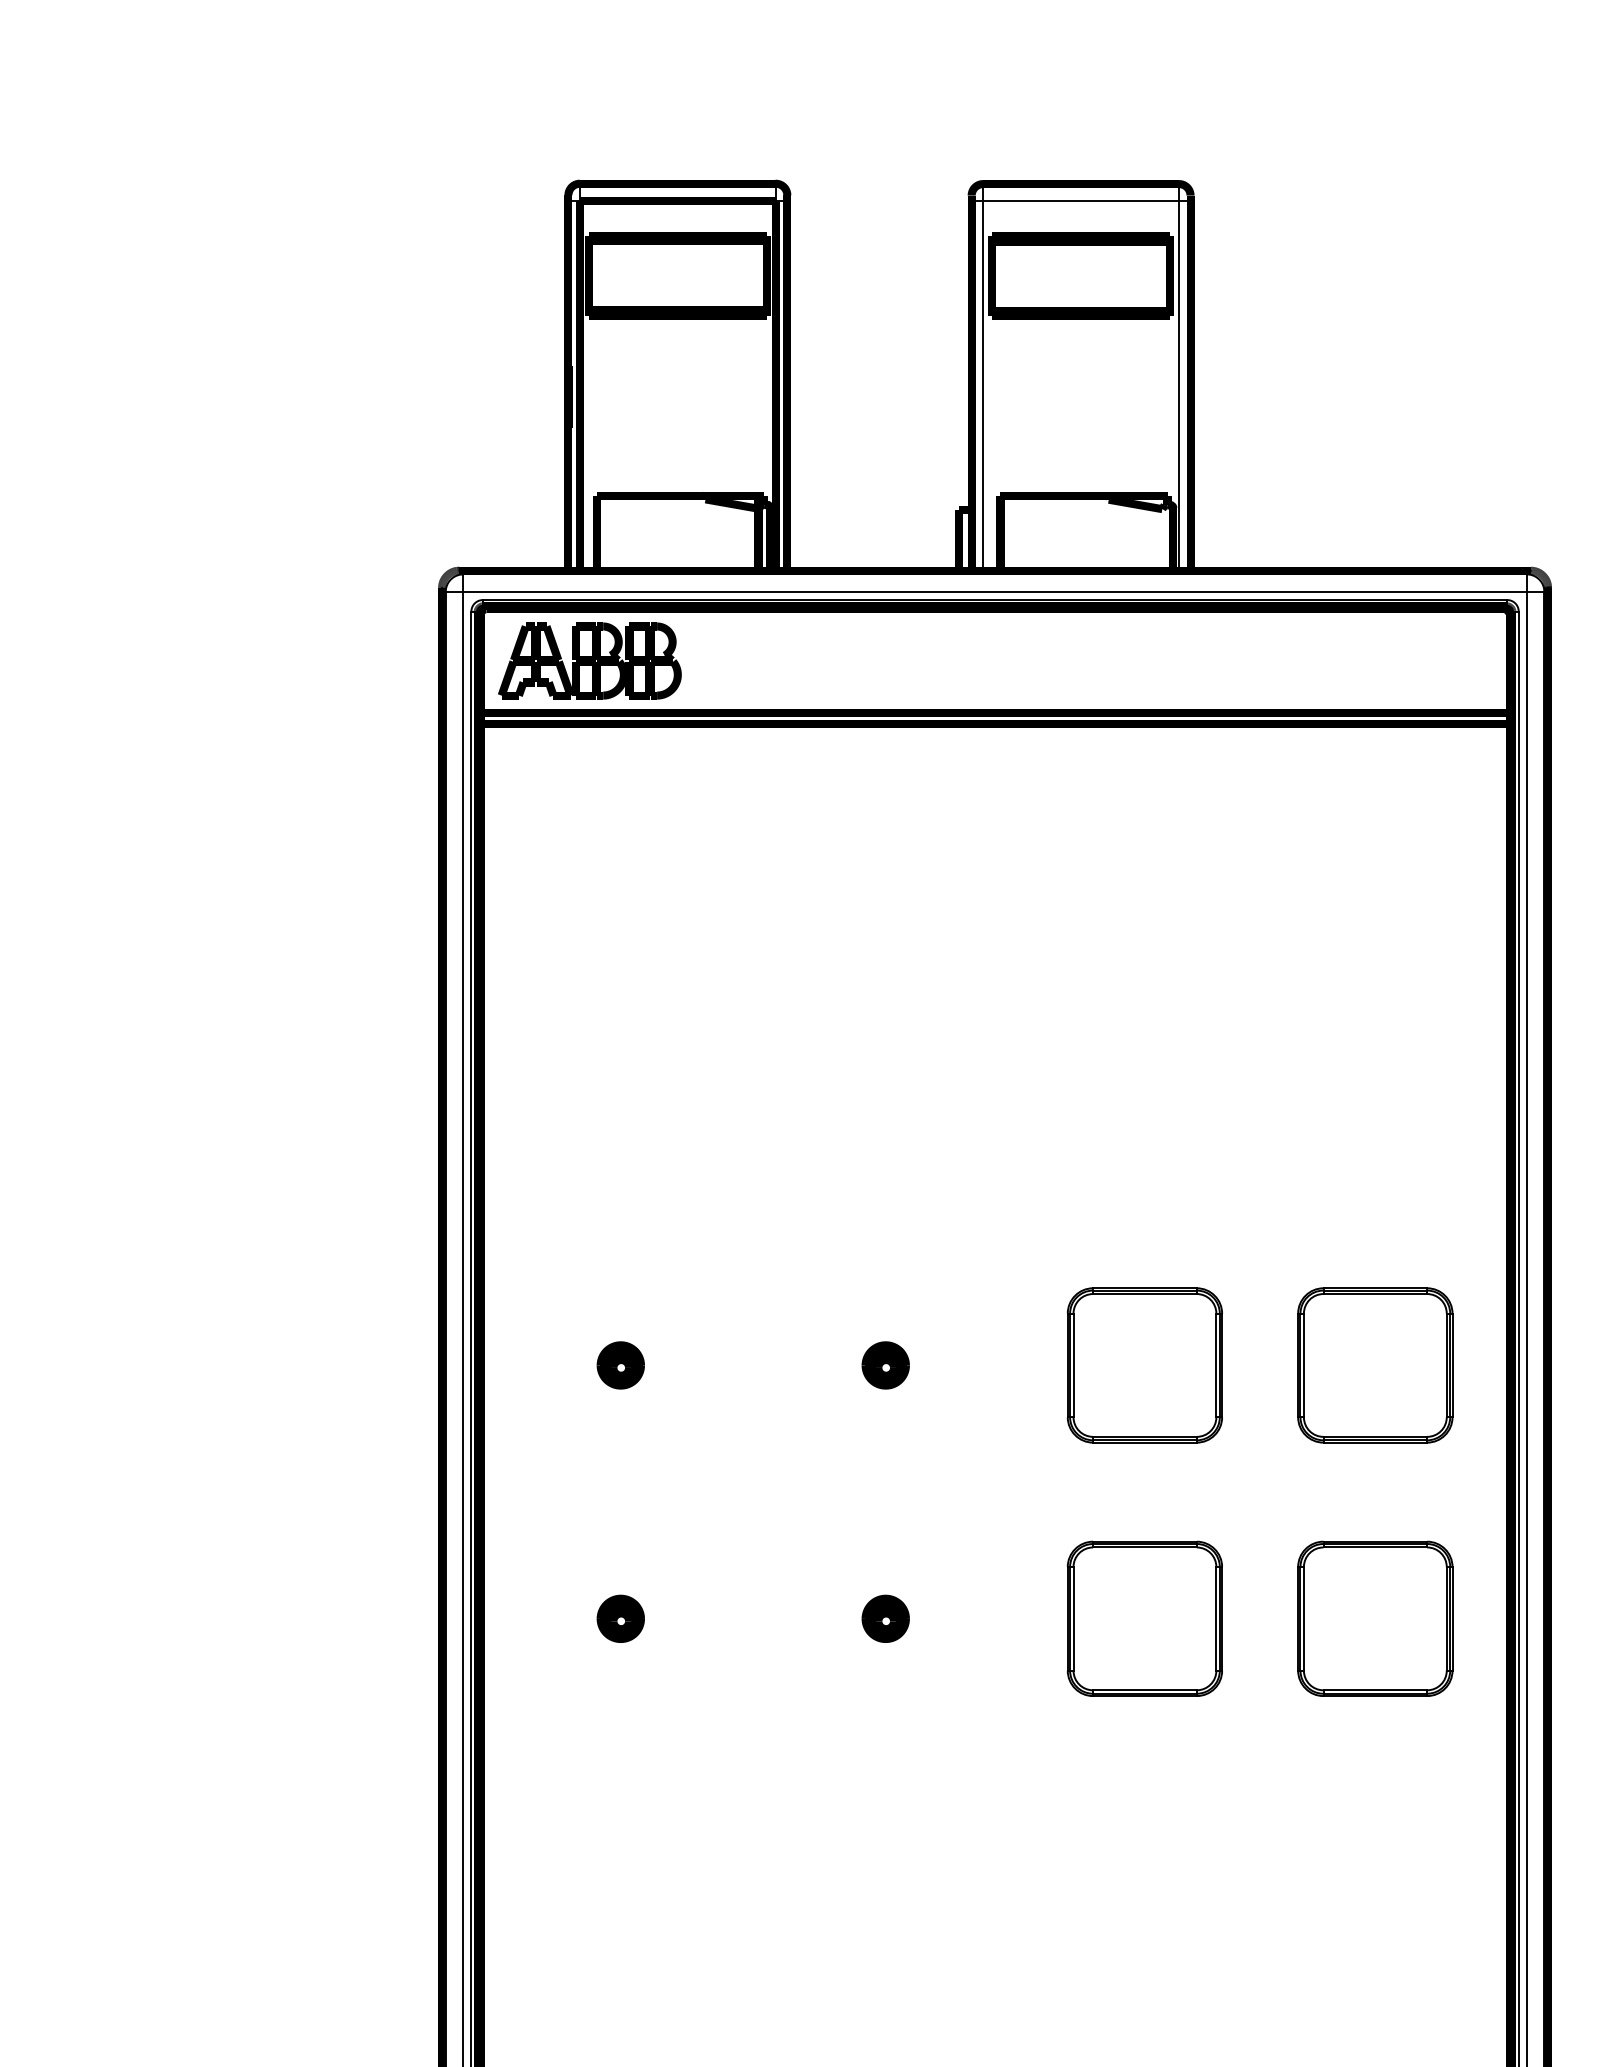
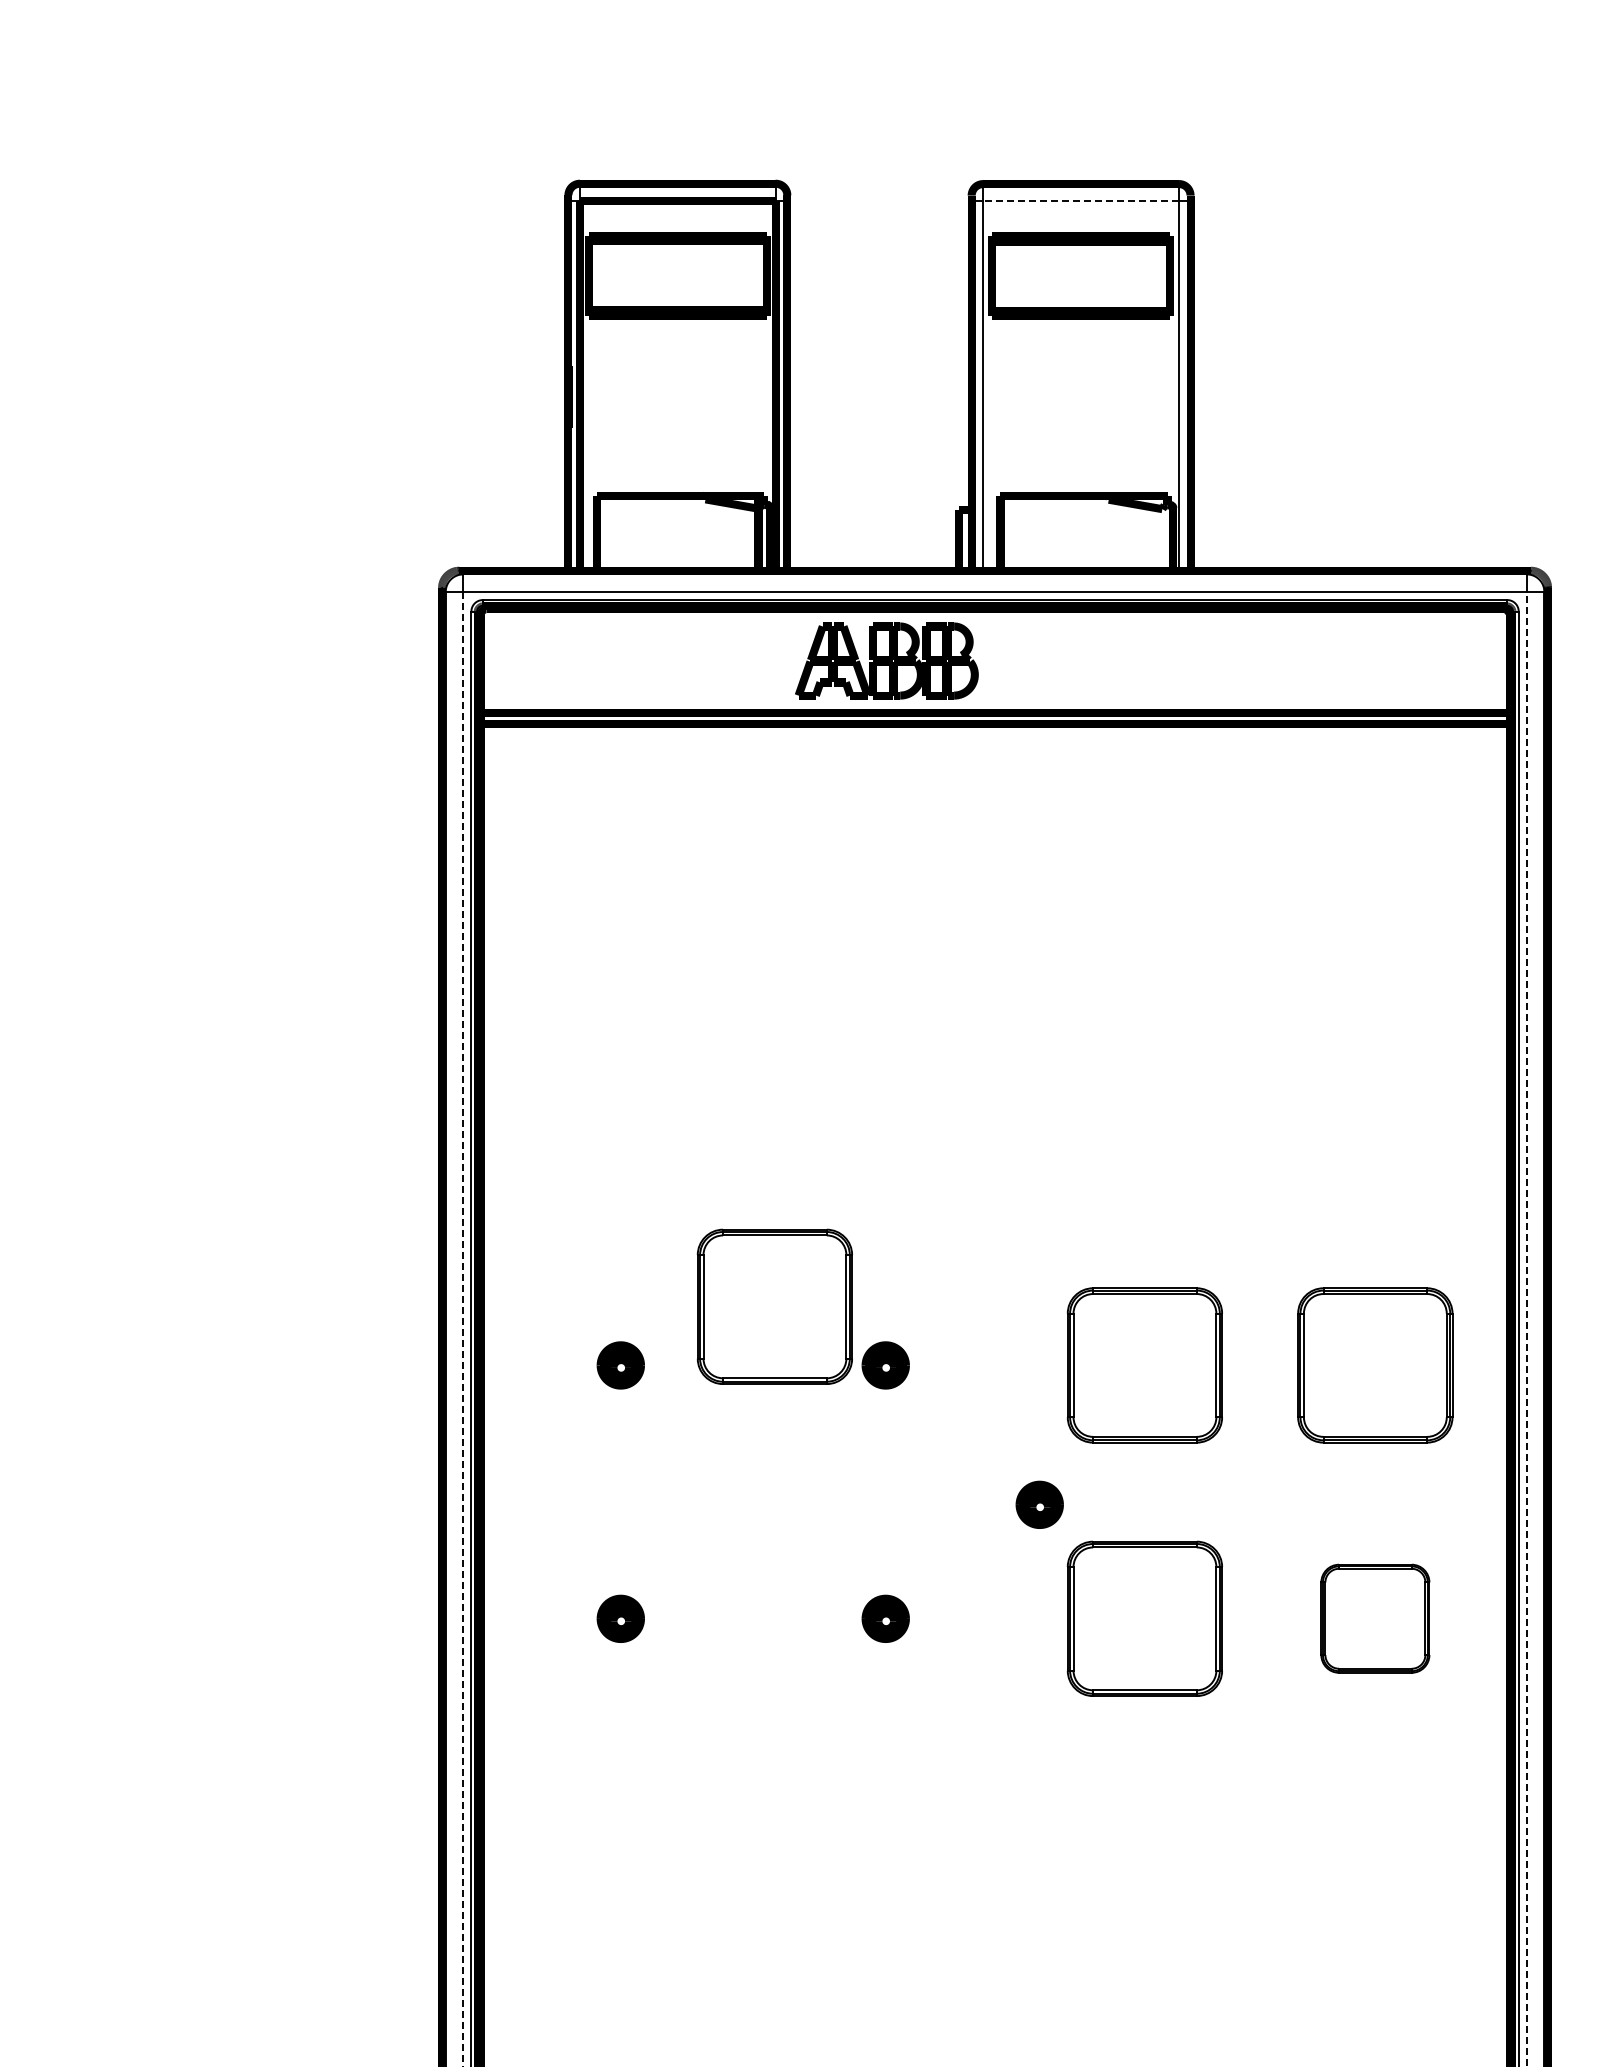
line: solid -> dashed (1081, 201)
part position: (589, 660) -> (886, 660) (886, 660)
part: none -> present (774, 1306)
line: solid -> dashed (463, 1329)
line: solid -> dashed (1527, 1329)
part: none -> present (1039, 1504)
part size: 157x157 px -> 111x111 px (1375, 1618)
